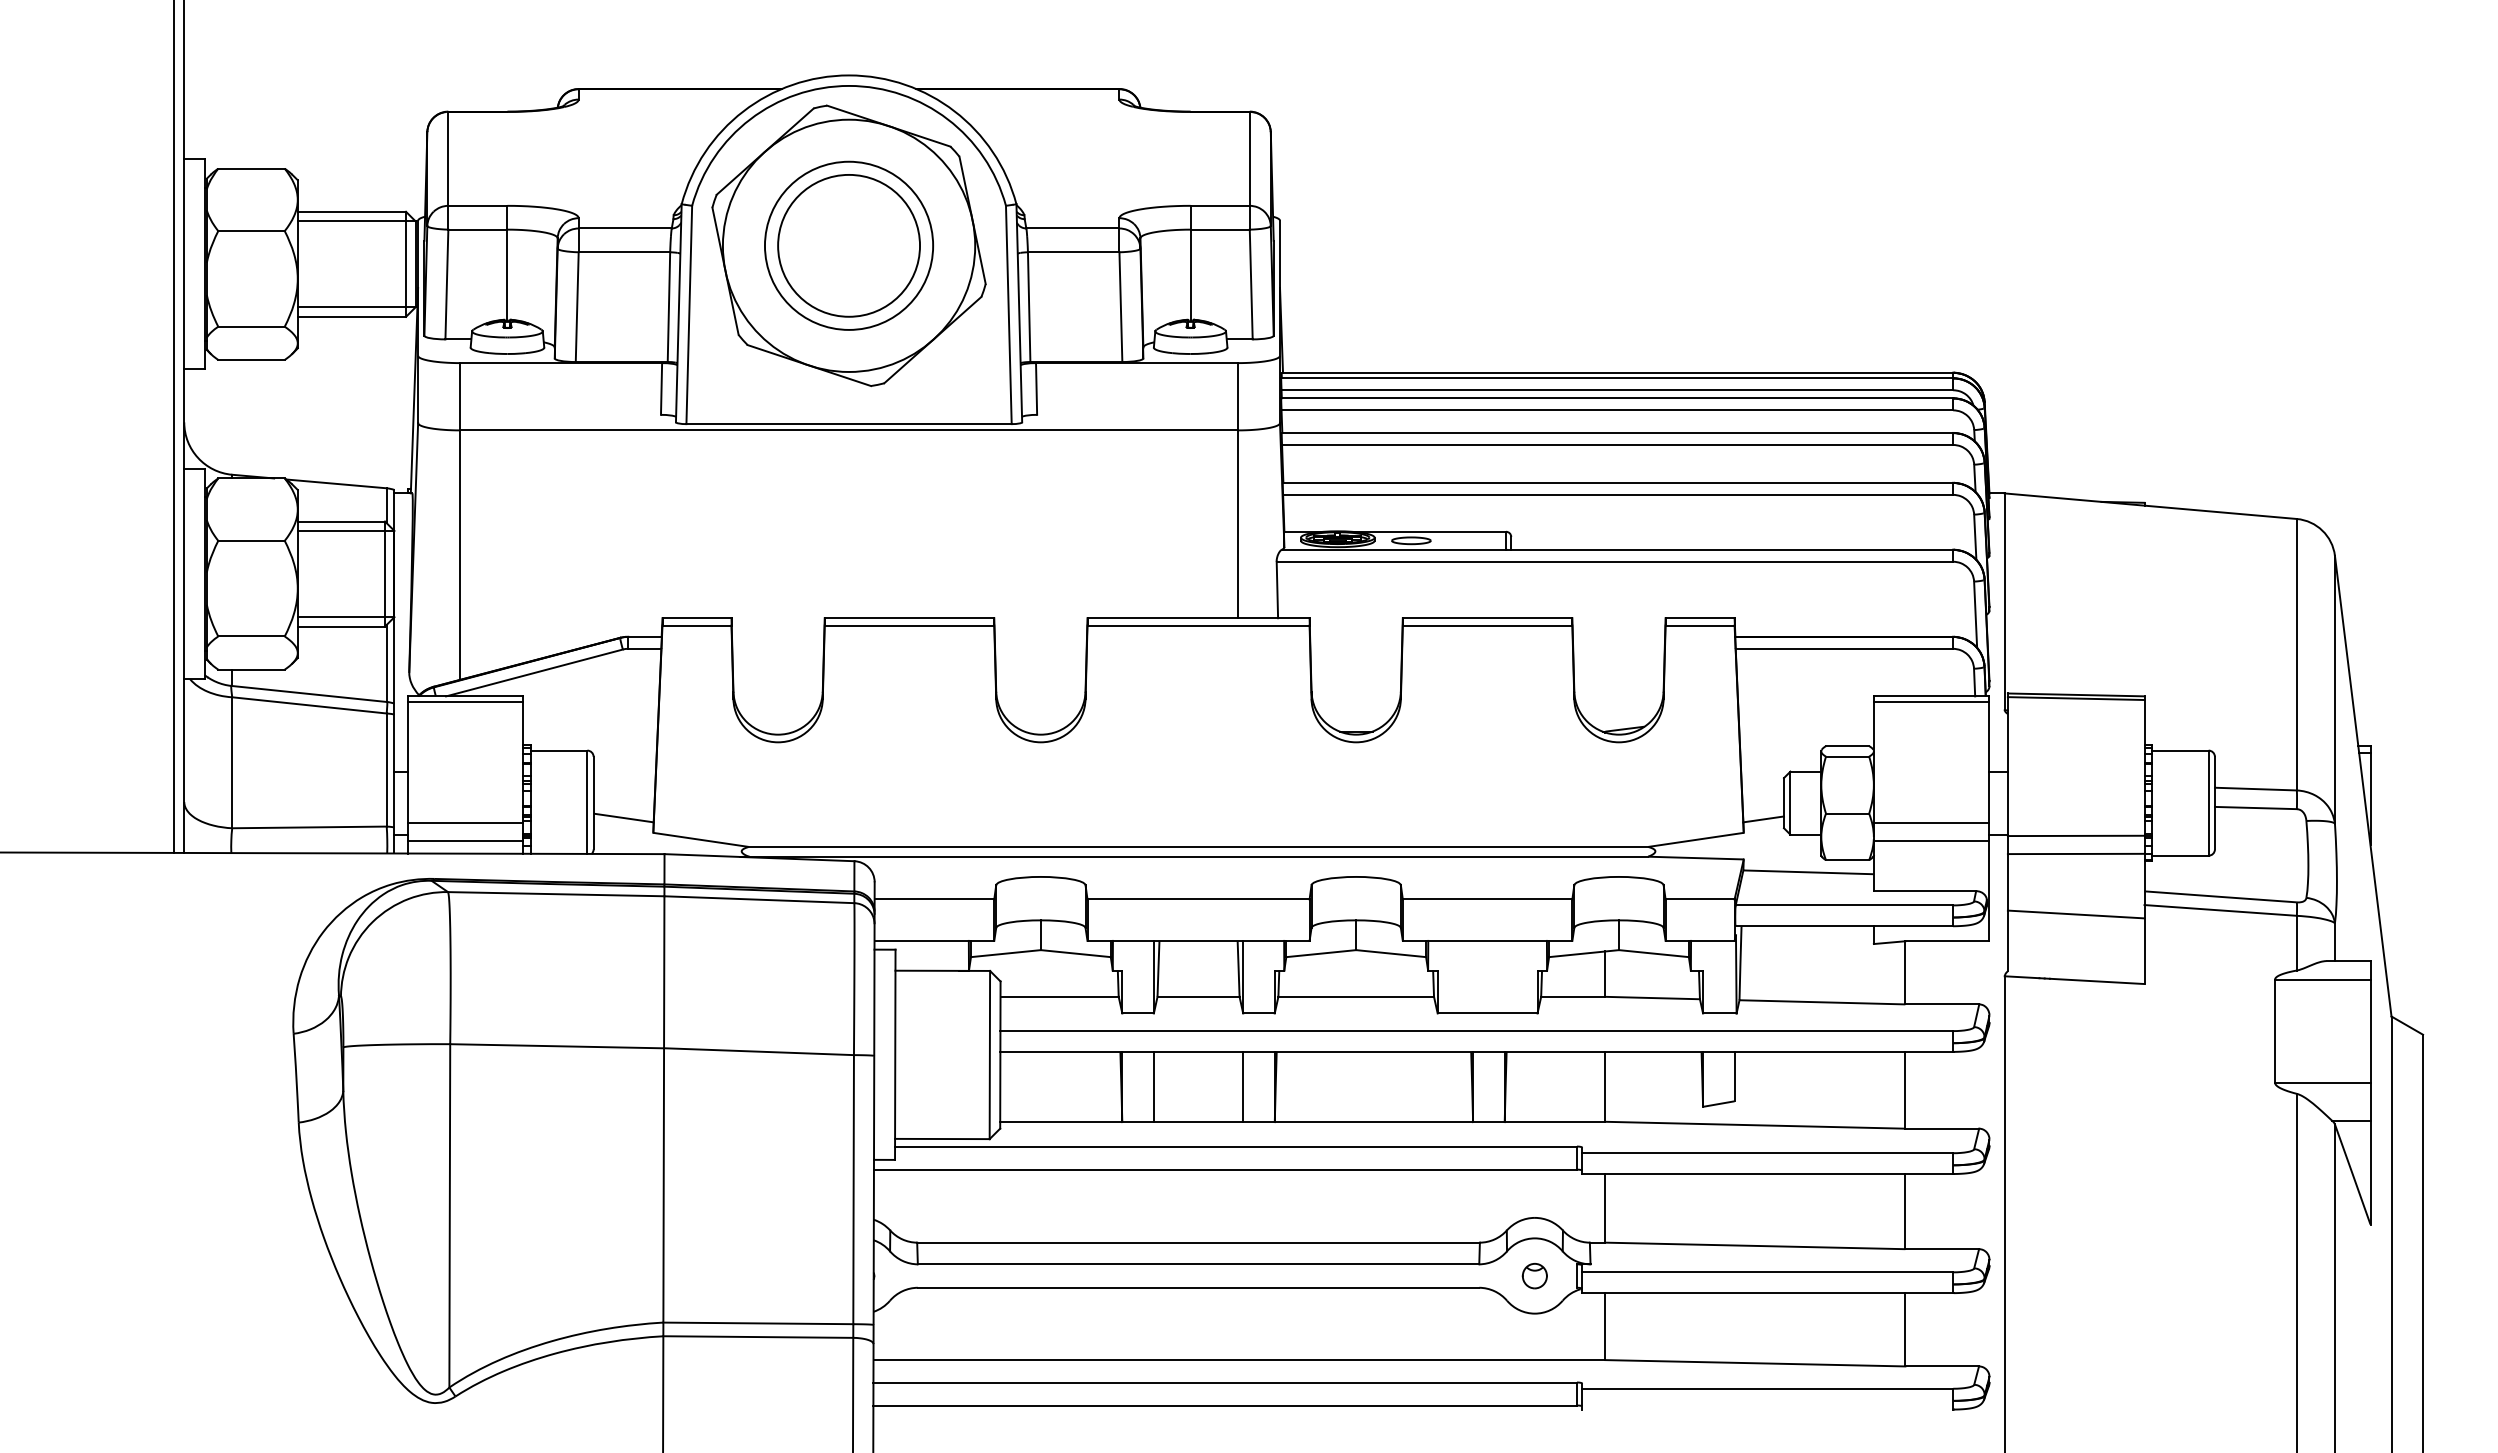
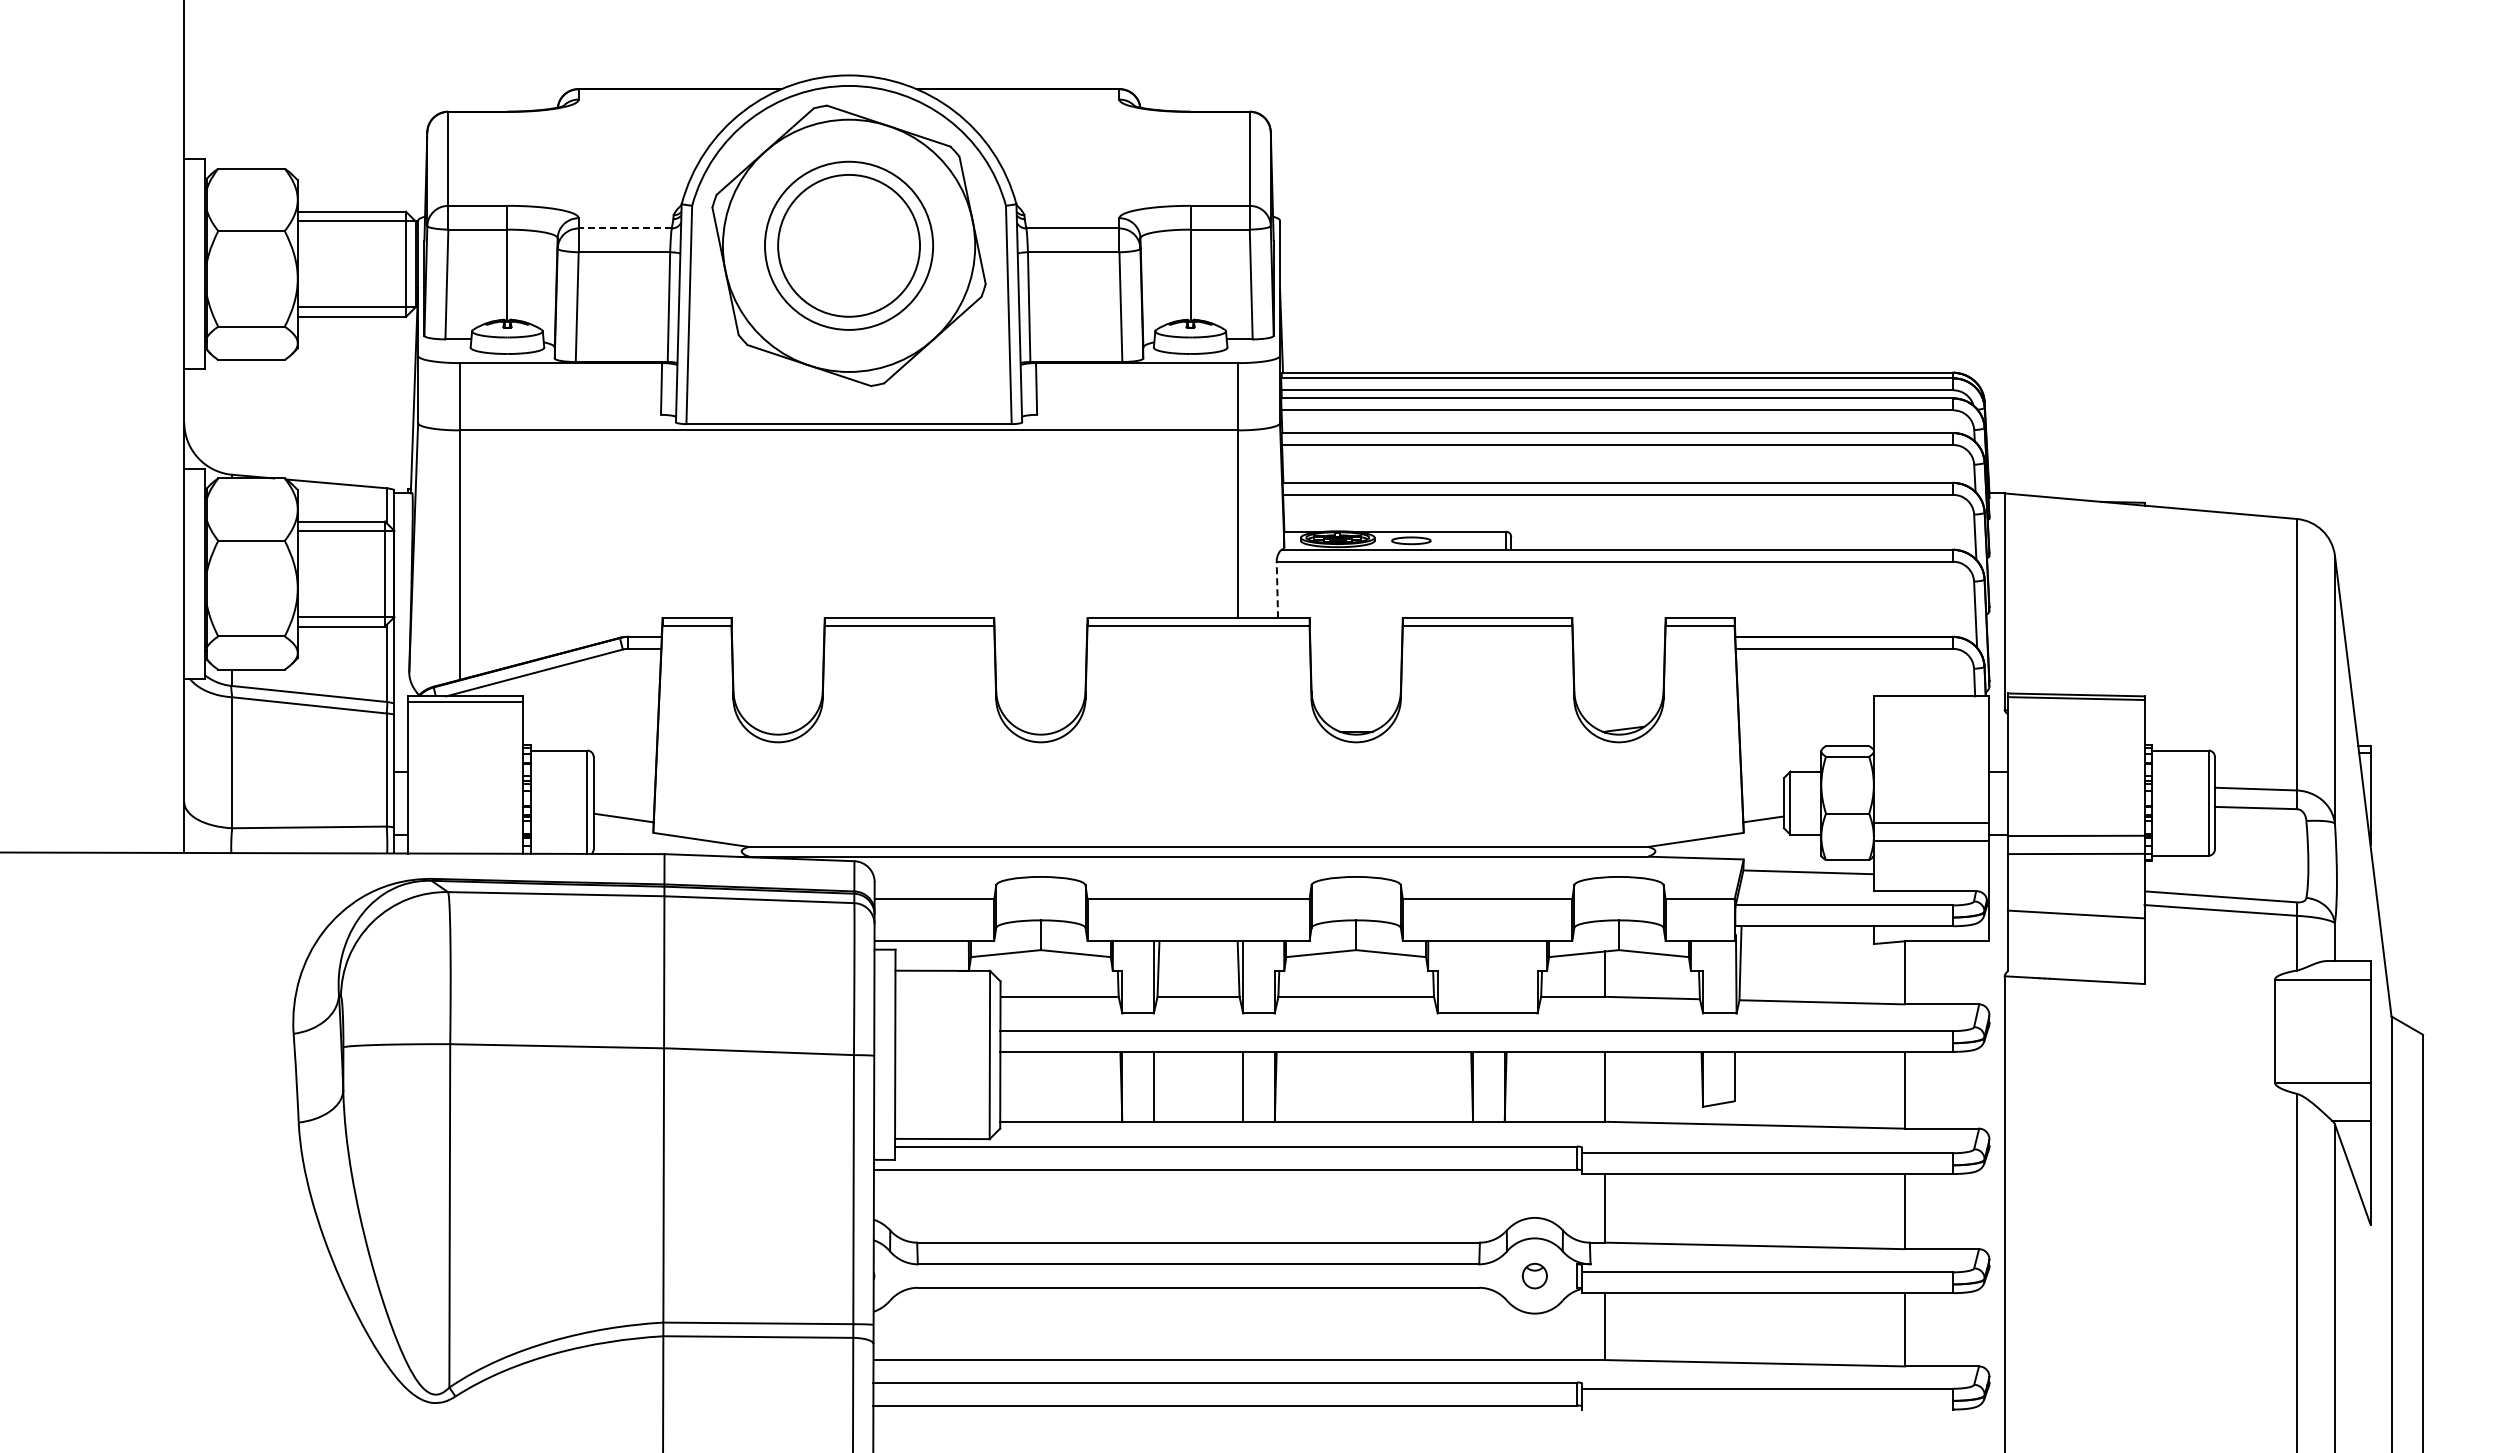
line: solid -> dashed (625, 228)
line: present -> none (173, 427)
line: solid -> dashed (1277, 589)
line: present -> none (1931, 702)
line: present -> none (465, 823)
line: present -> none (465, 841)
